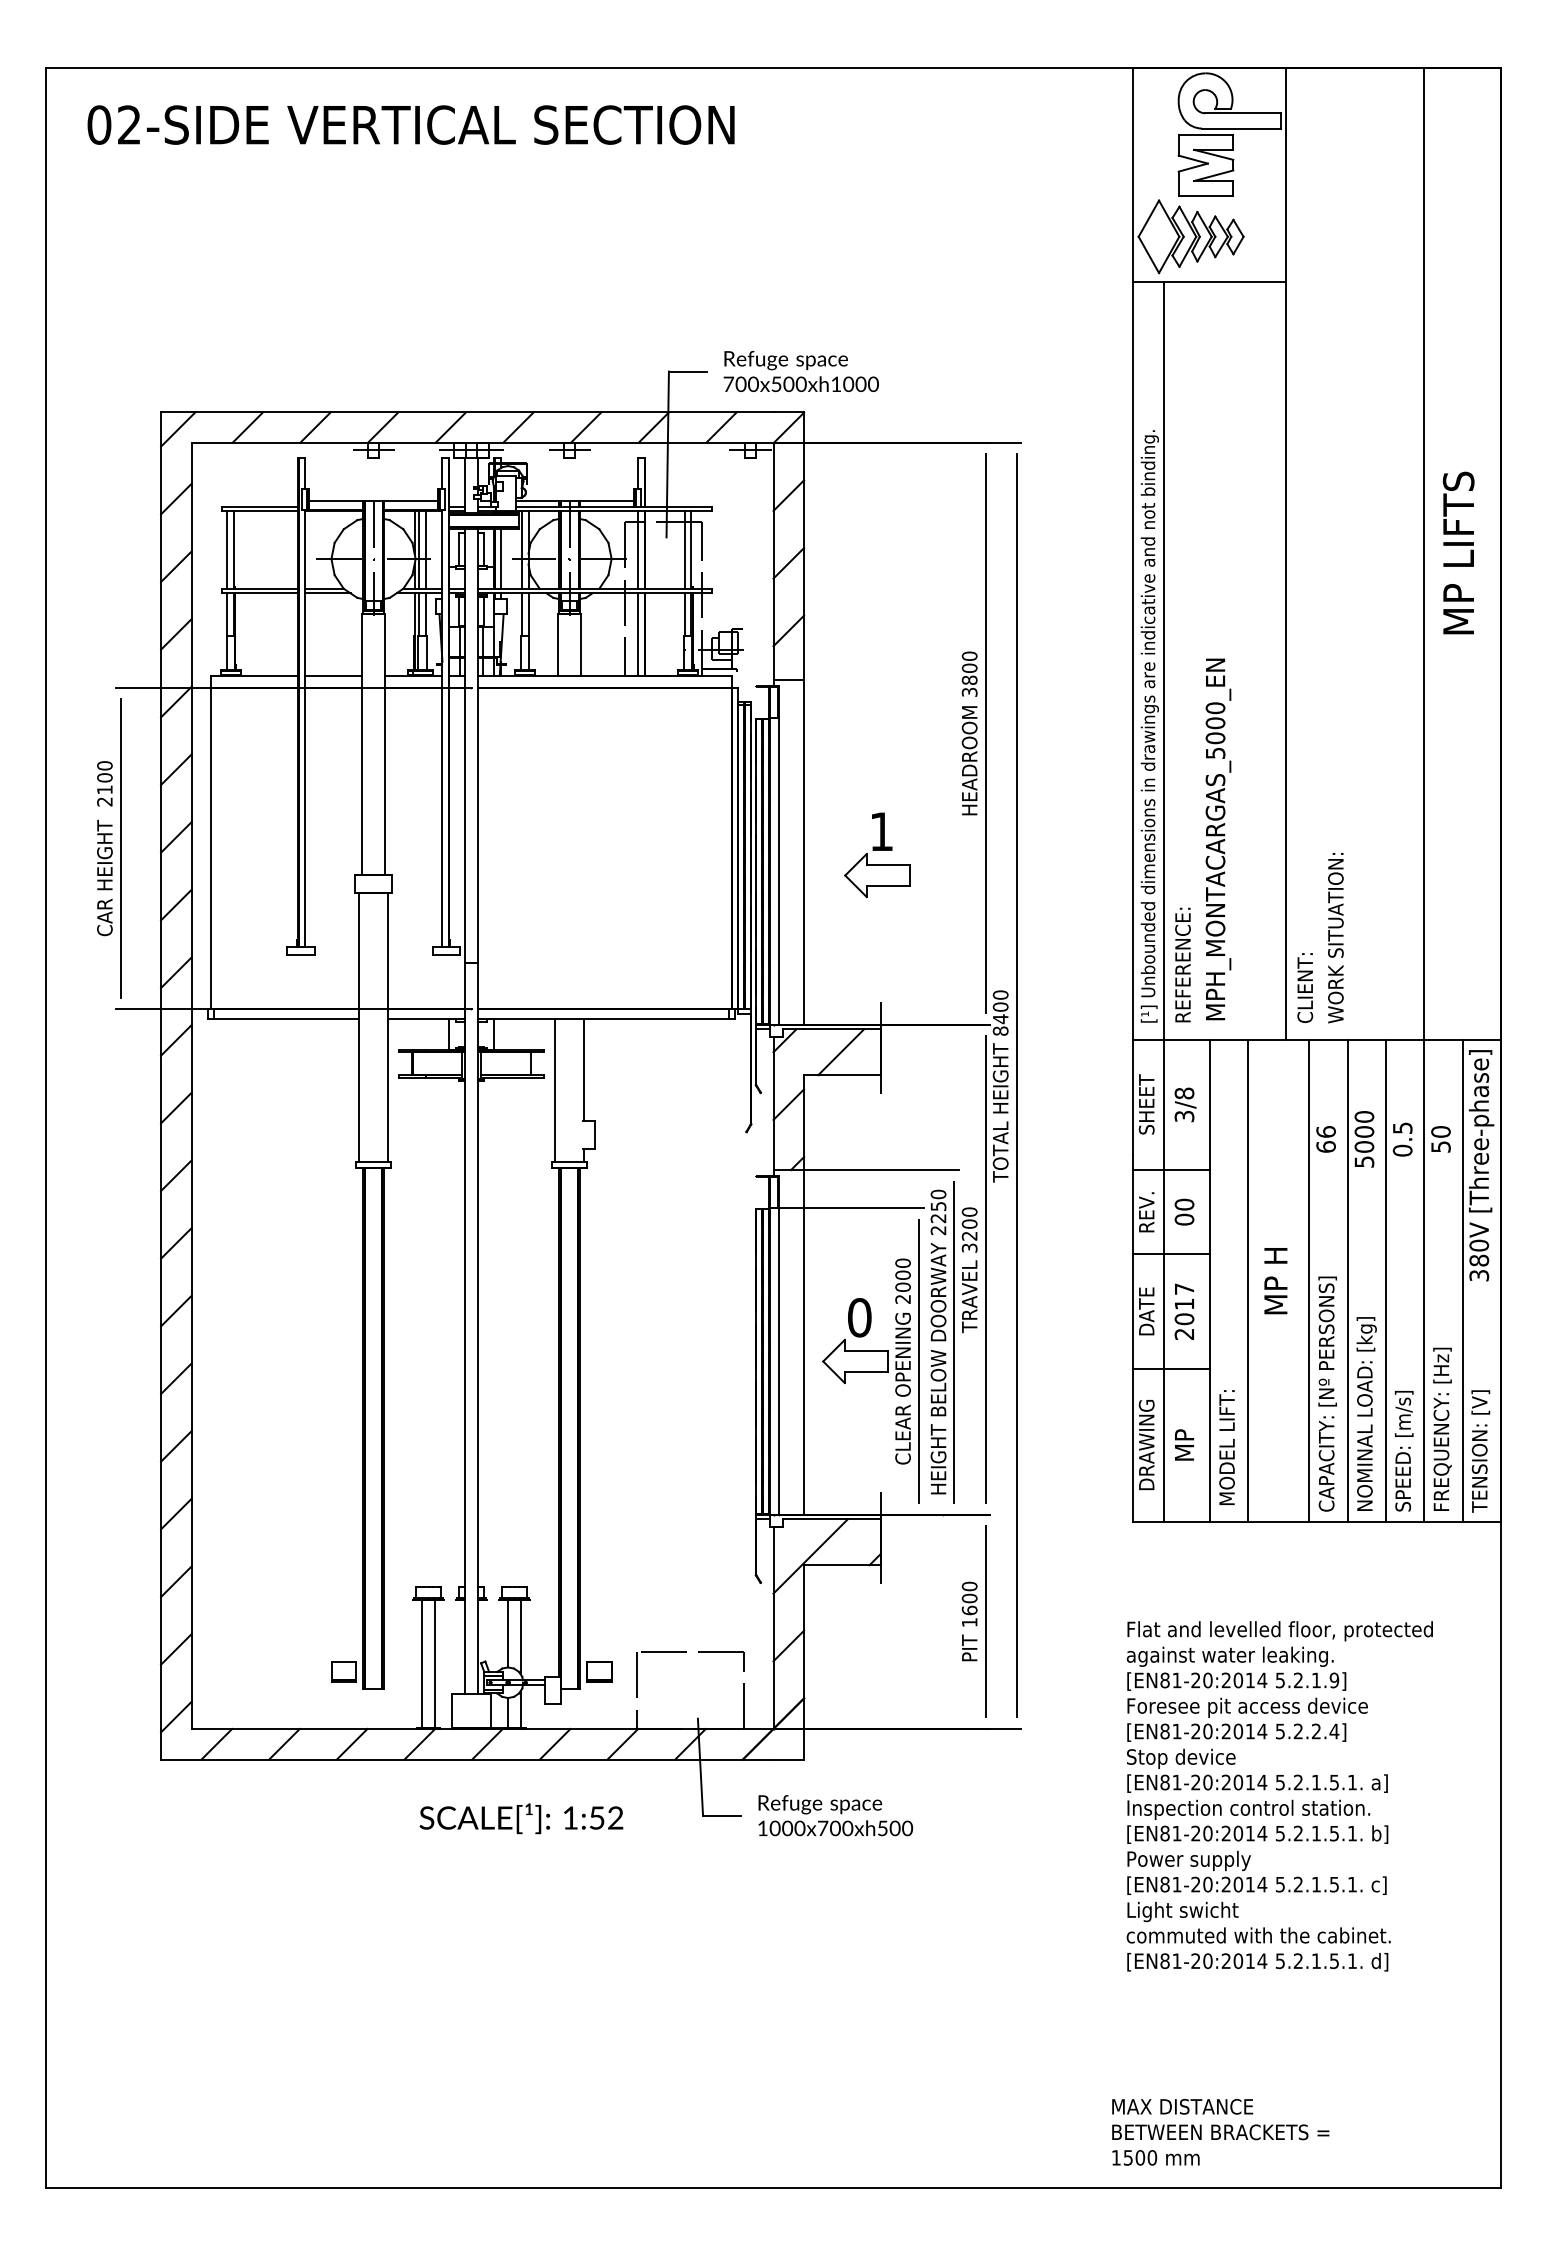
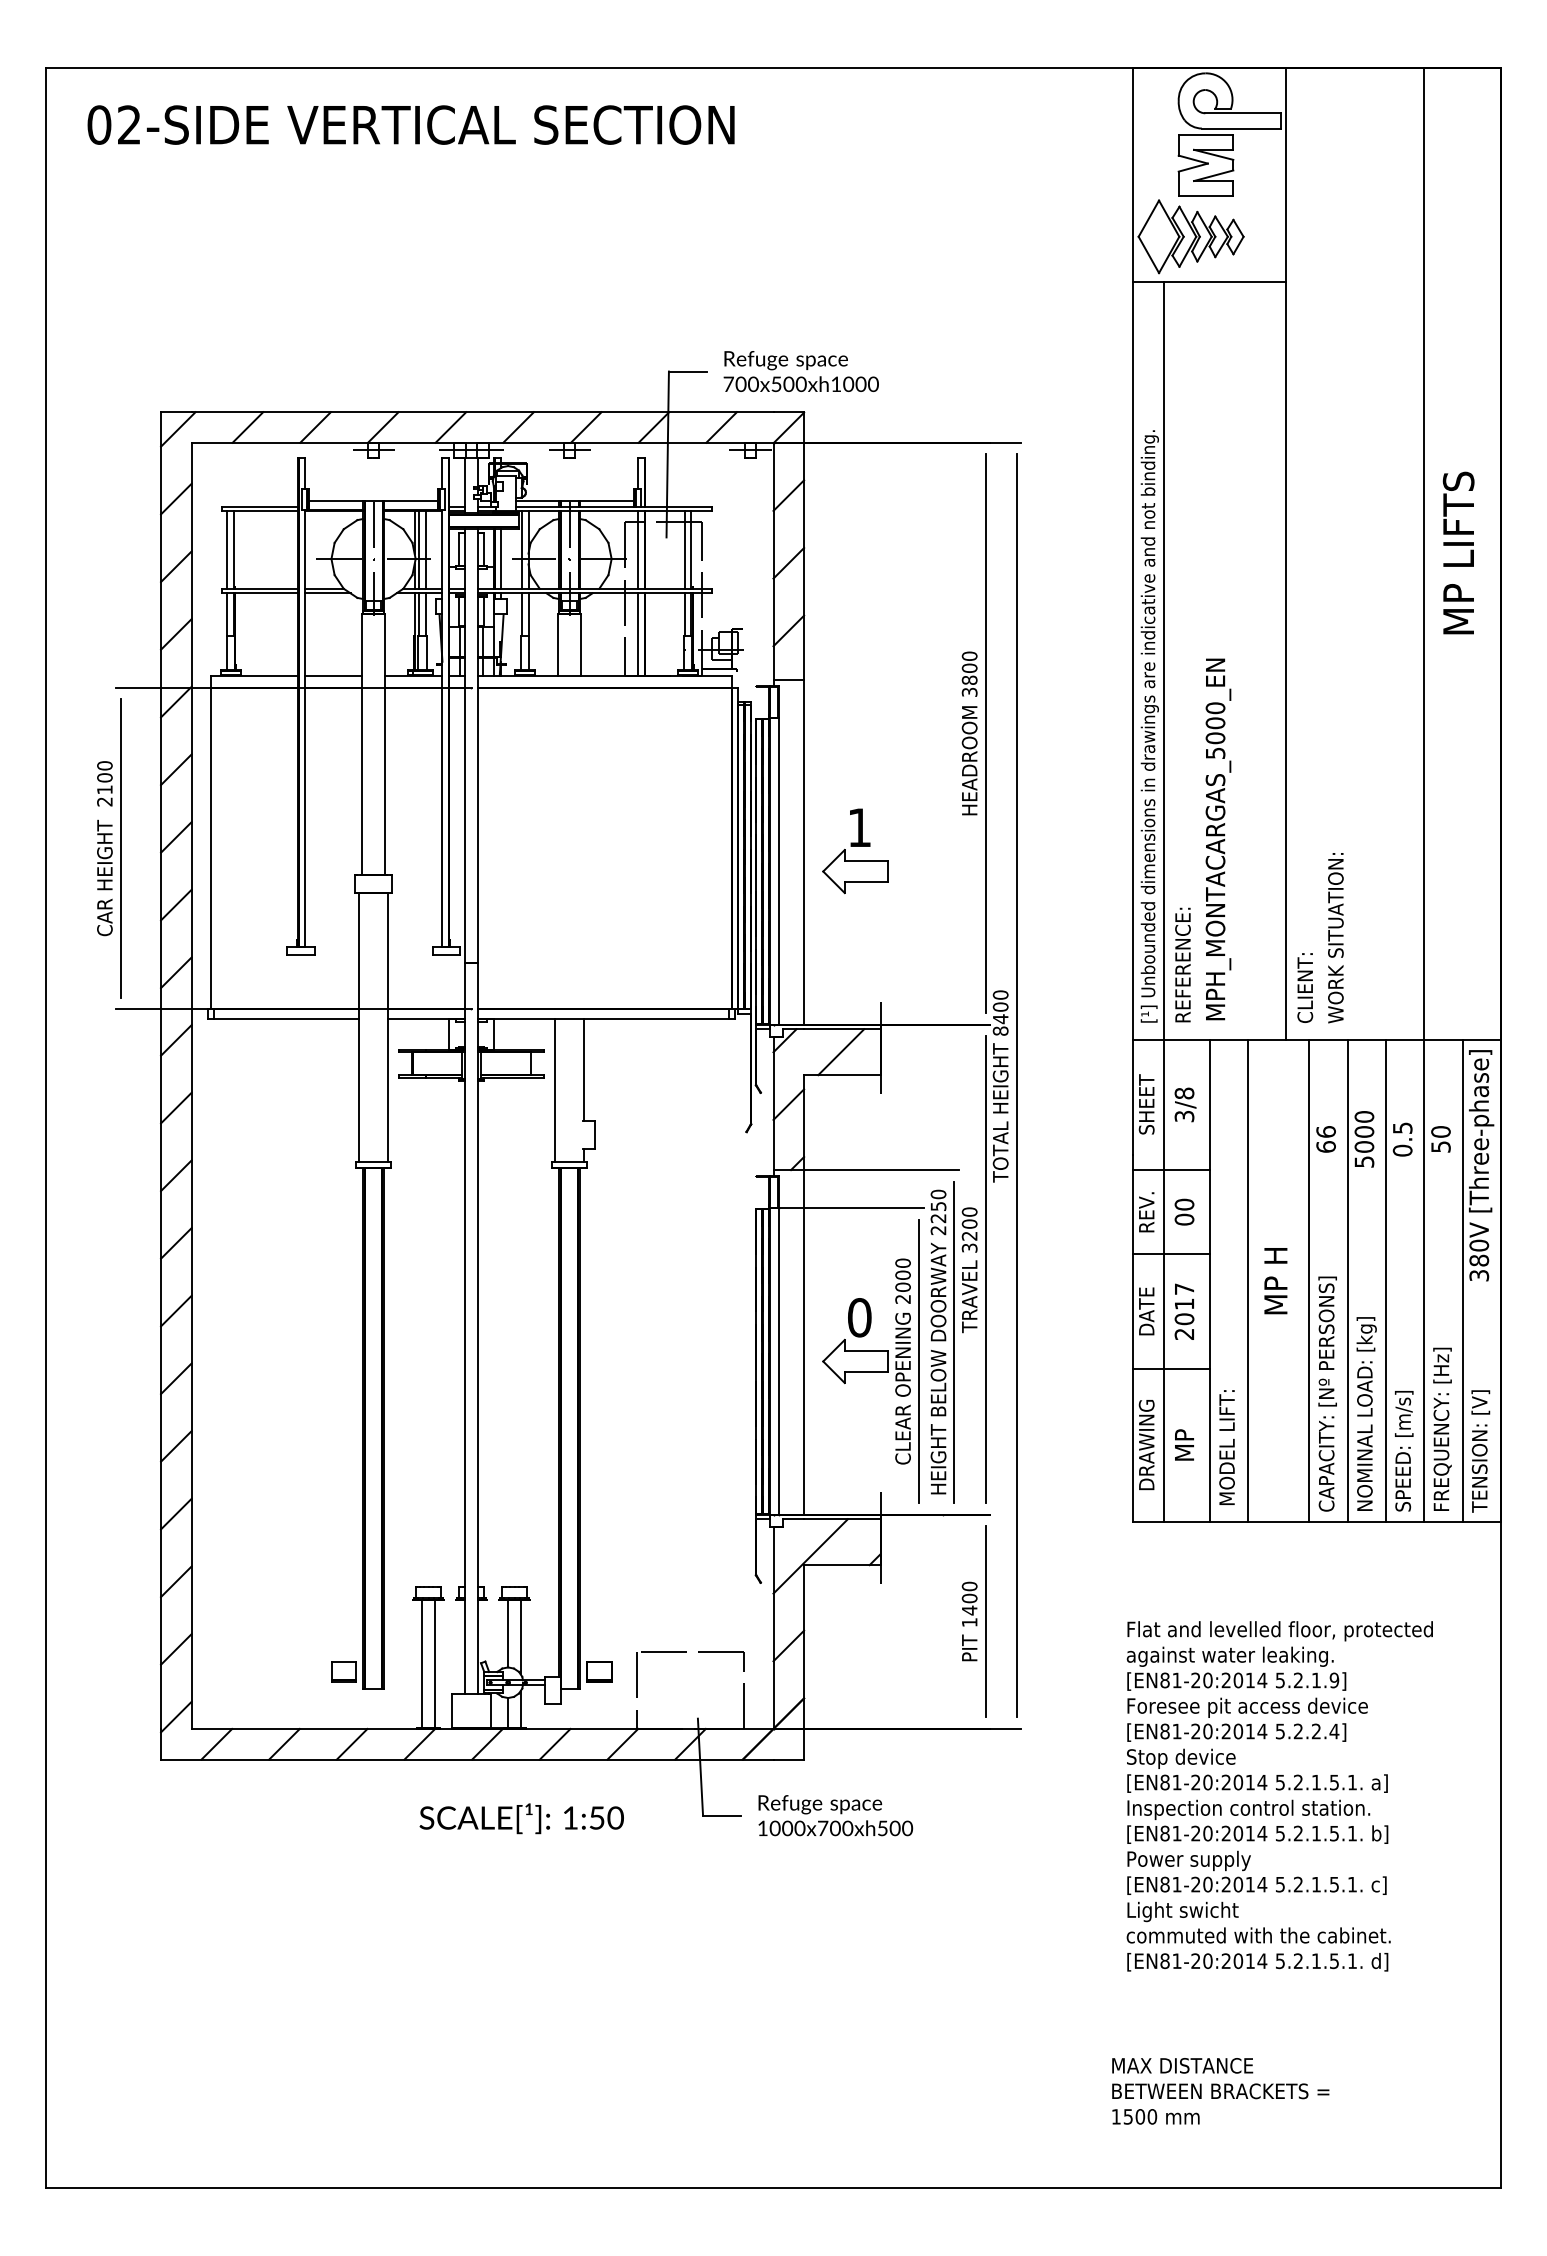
part position: (877, 855) -> (855, 851) (855, 851)
text: 1600 -> 1400 (969, 1610)
text: 1:52 -> 1:50 (615, 1817)
text position: (1220, 2132) -> (1220, 2091) (1220, 2091)
